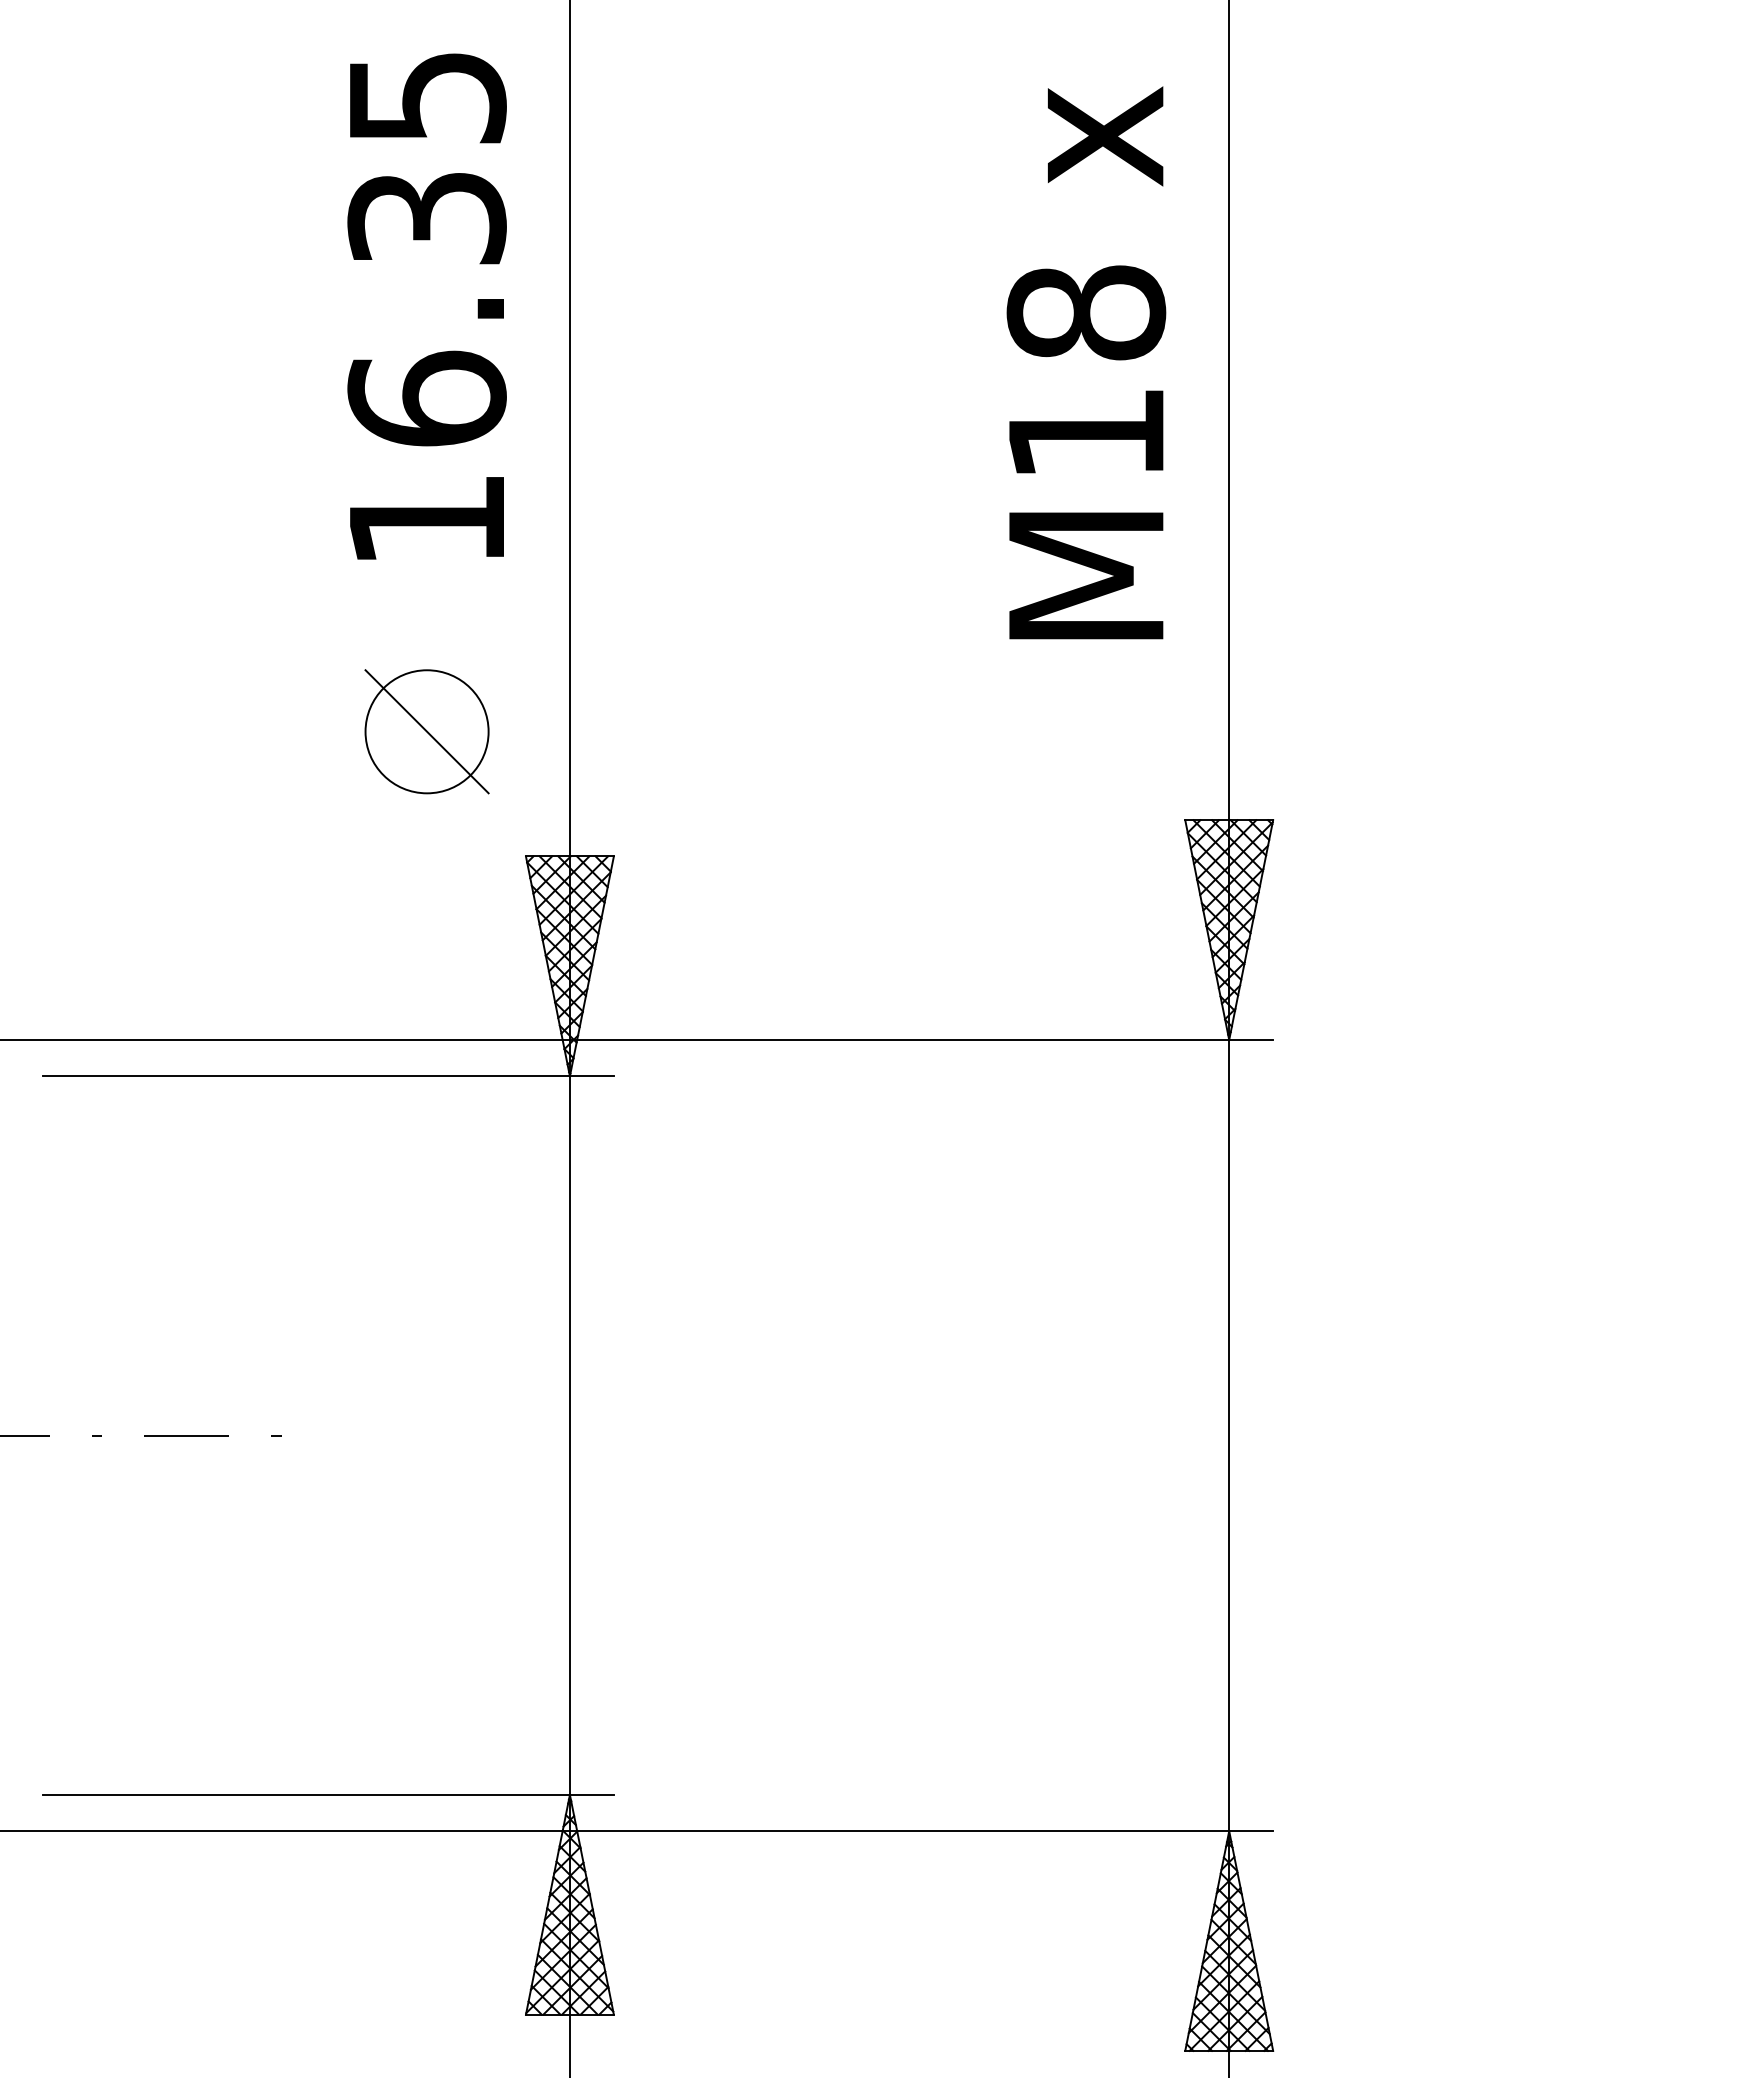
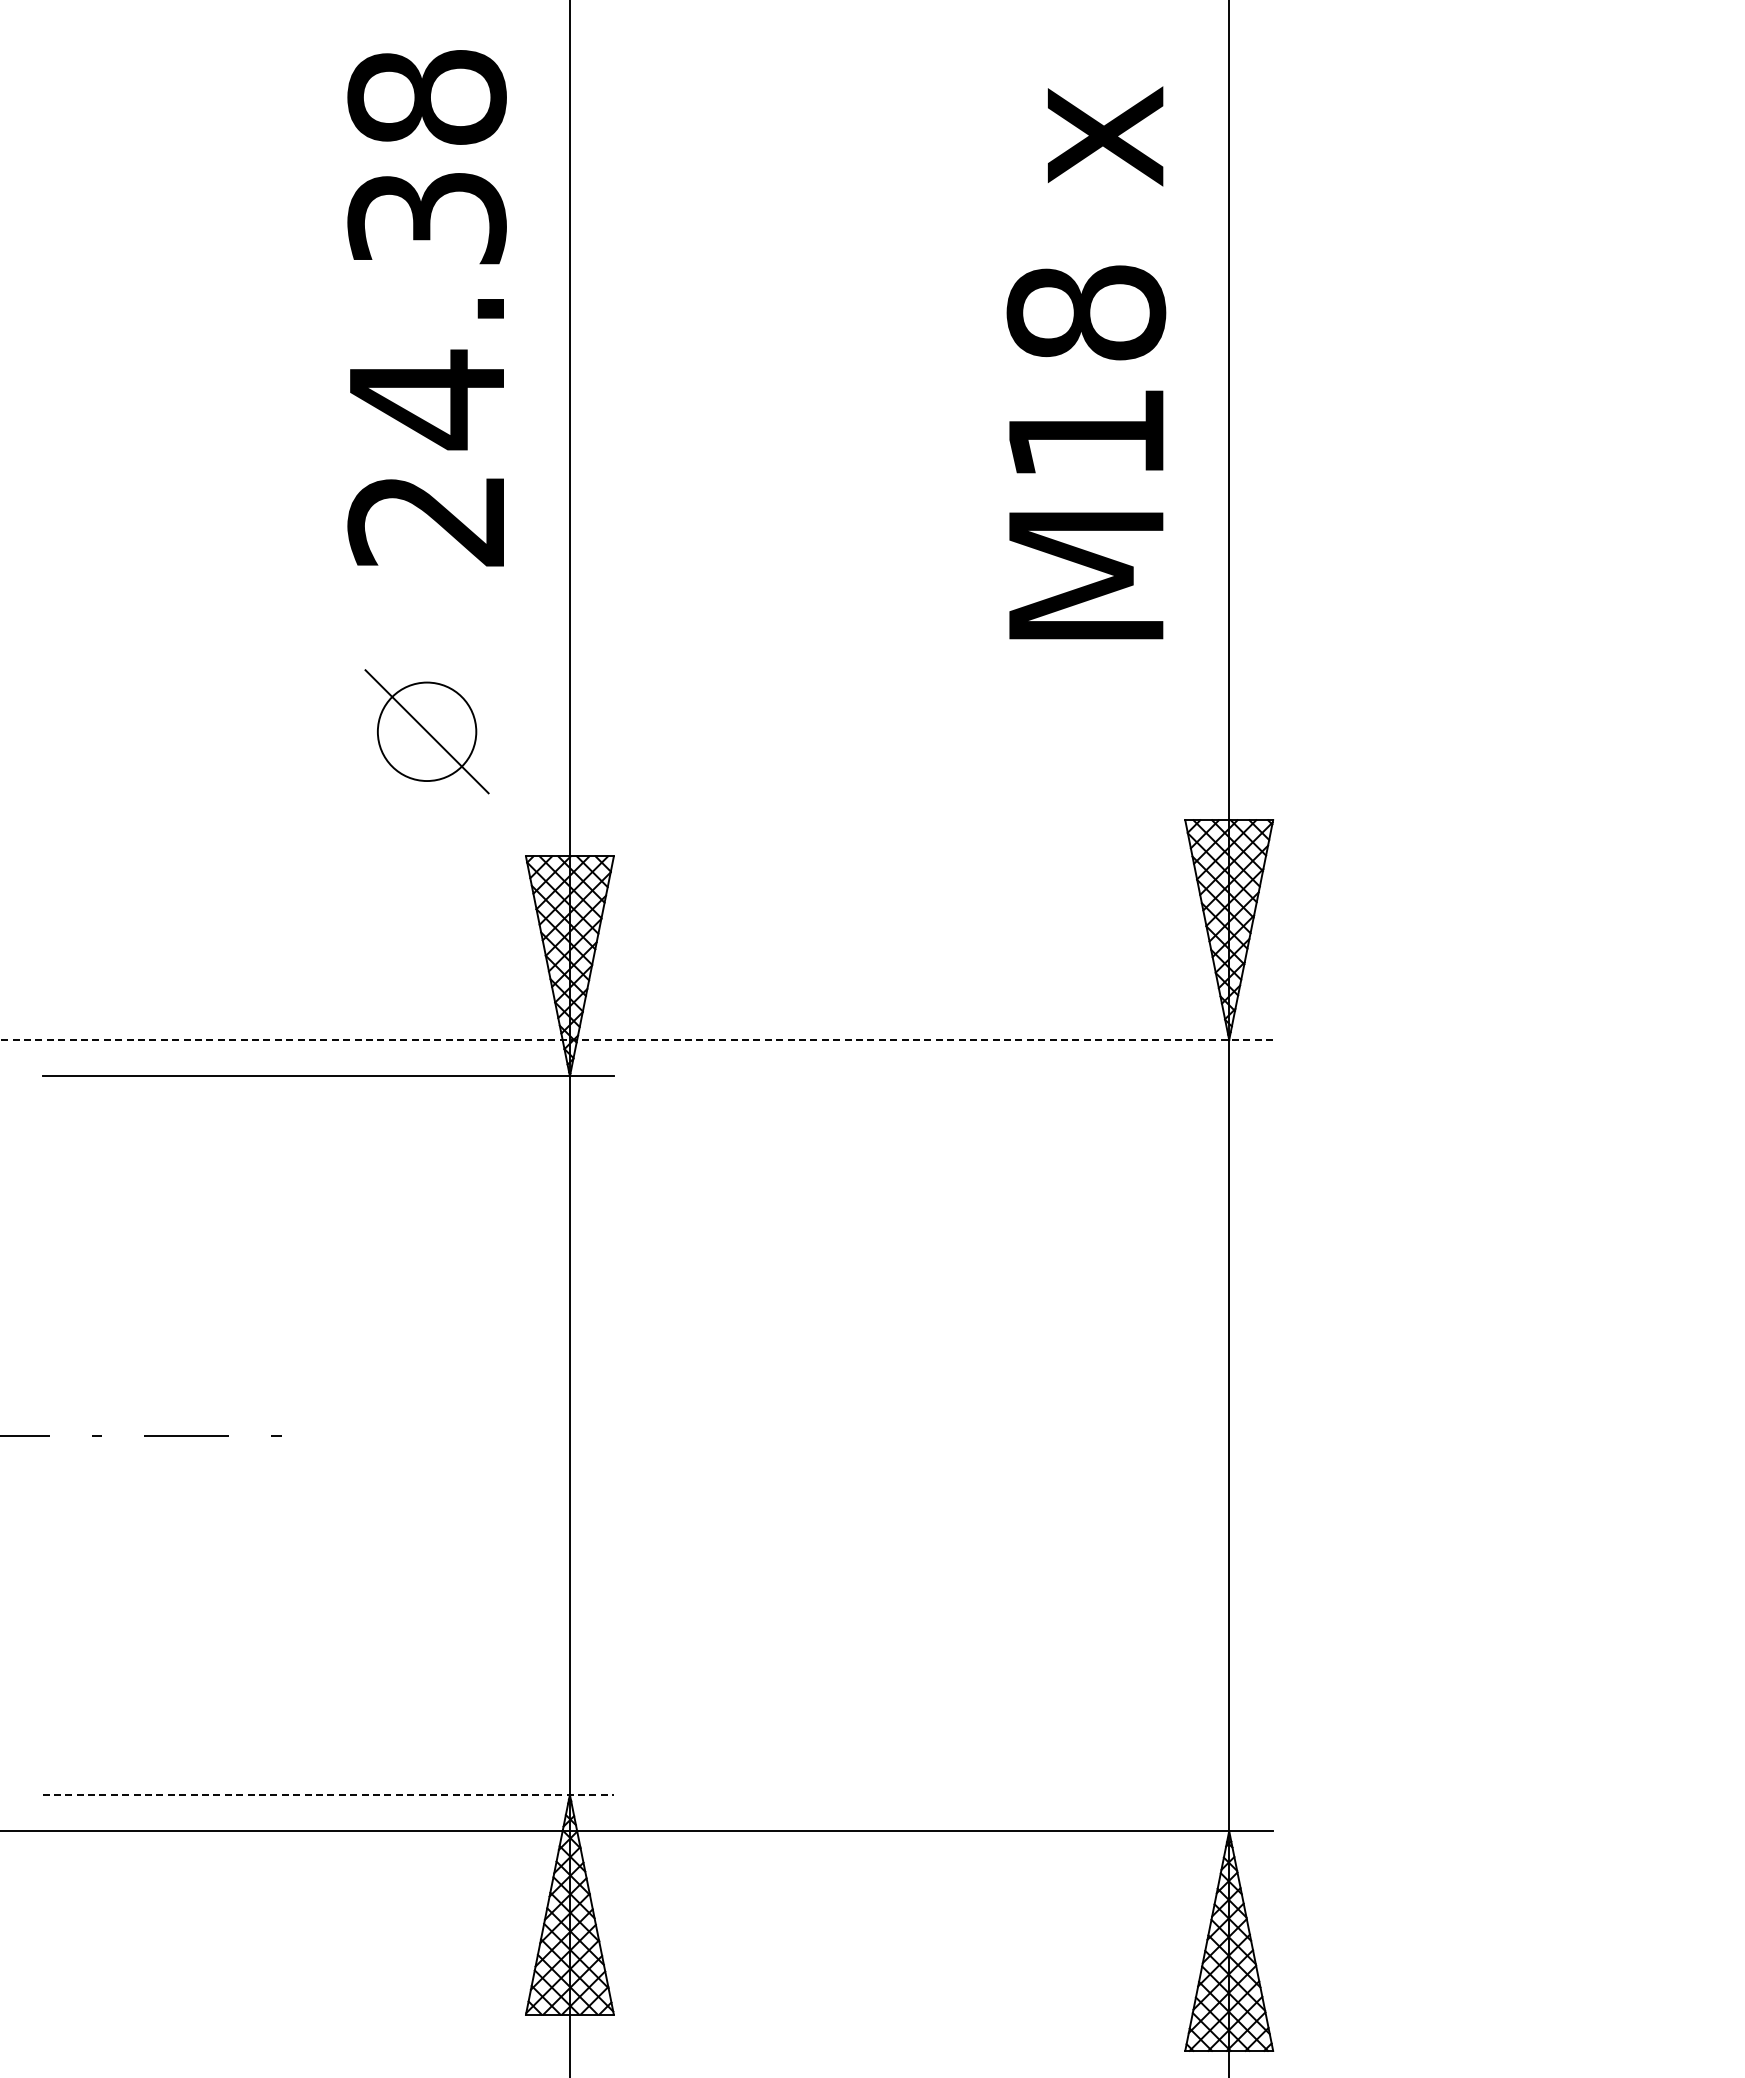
text: 16.35 -> 24.38 (426, 308)
circle diameter: 123 px -> 98 px (426, 731)
line: solid -> dashed (636, 1040)
line: solid -> dashed (328, 1794)
